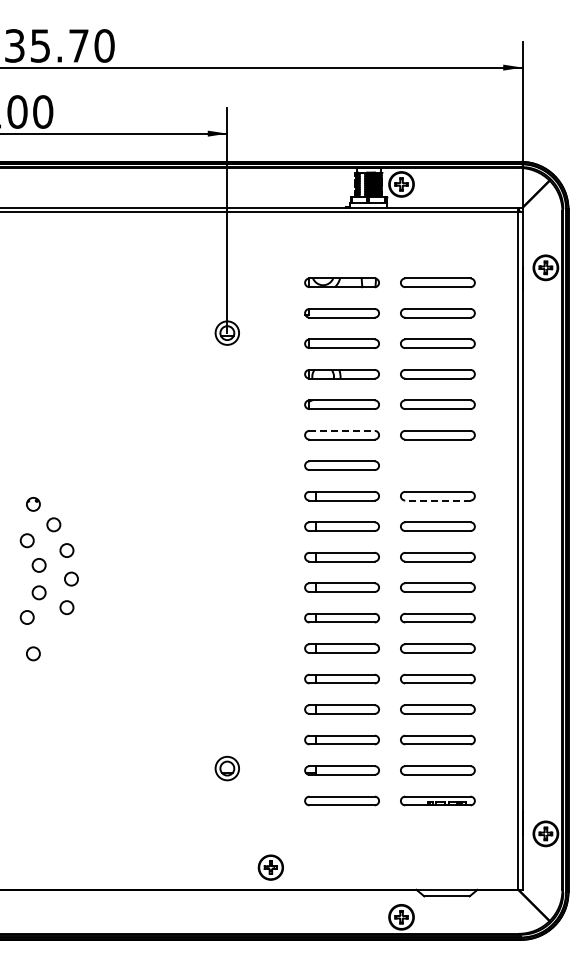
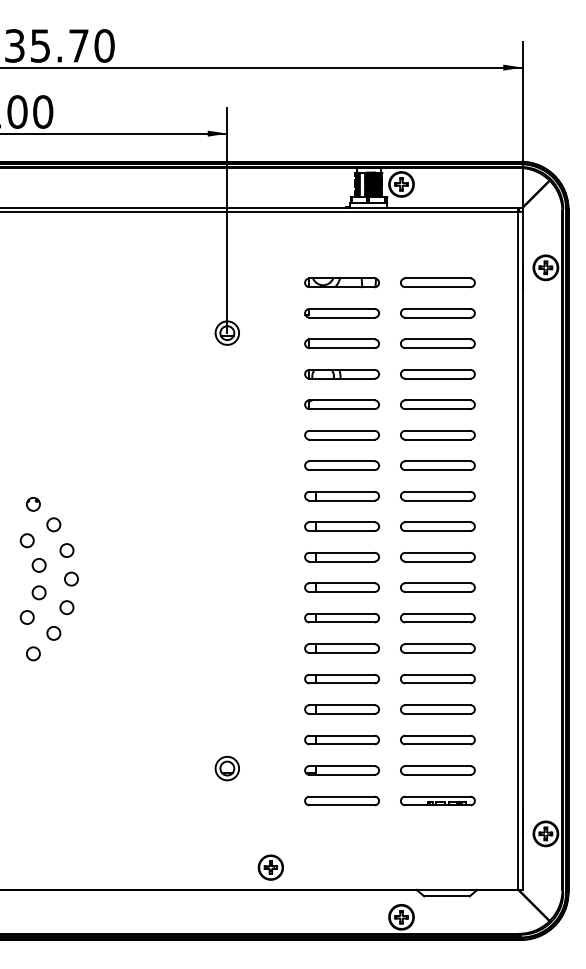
line: dashed -> solid (342, 430)
part: none -> present (437, 465)
line: dashed -> solid (437, 500)
circle: none -> present (53, 633)
